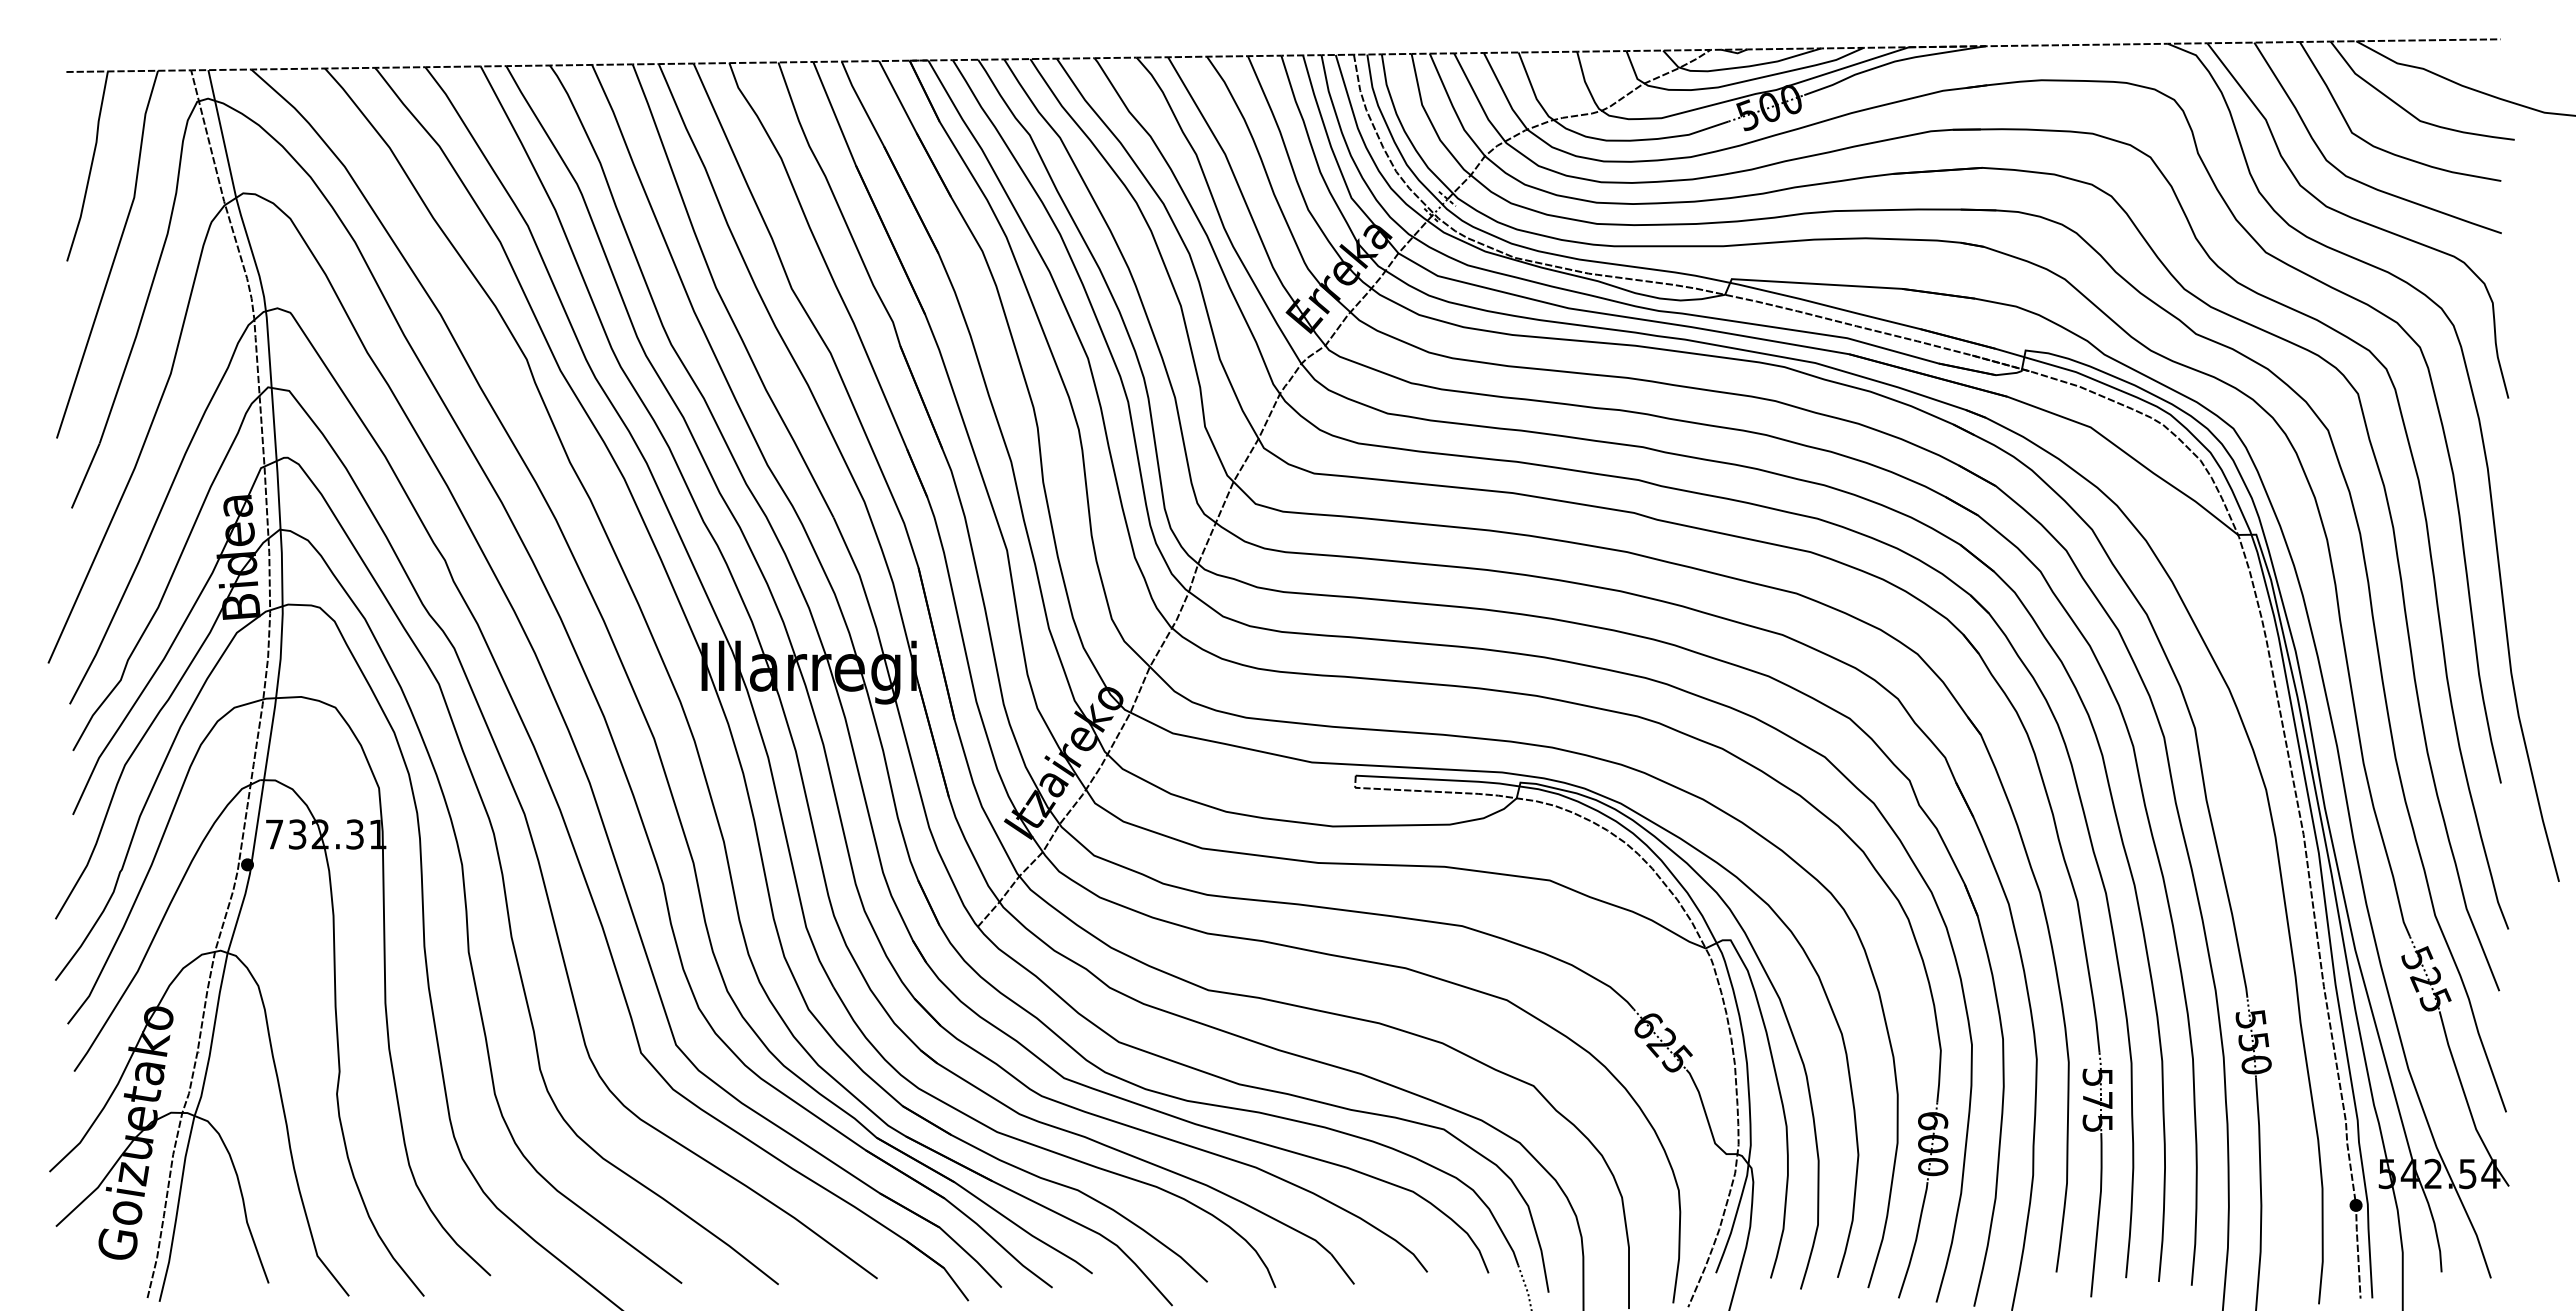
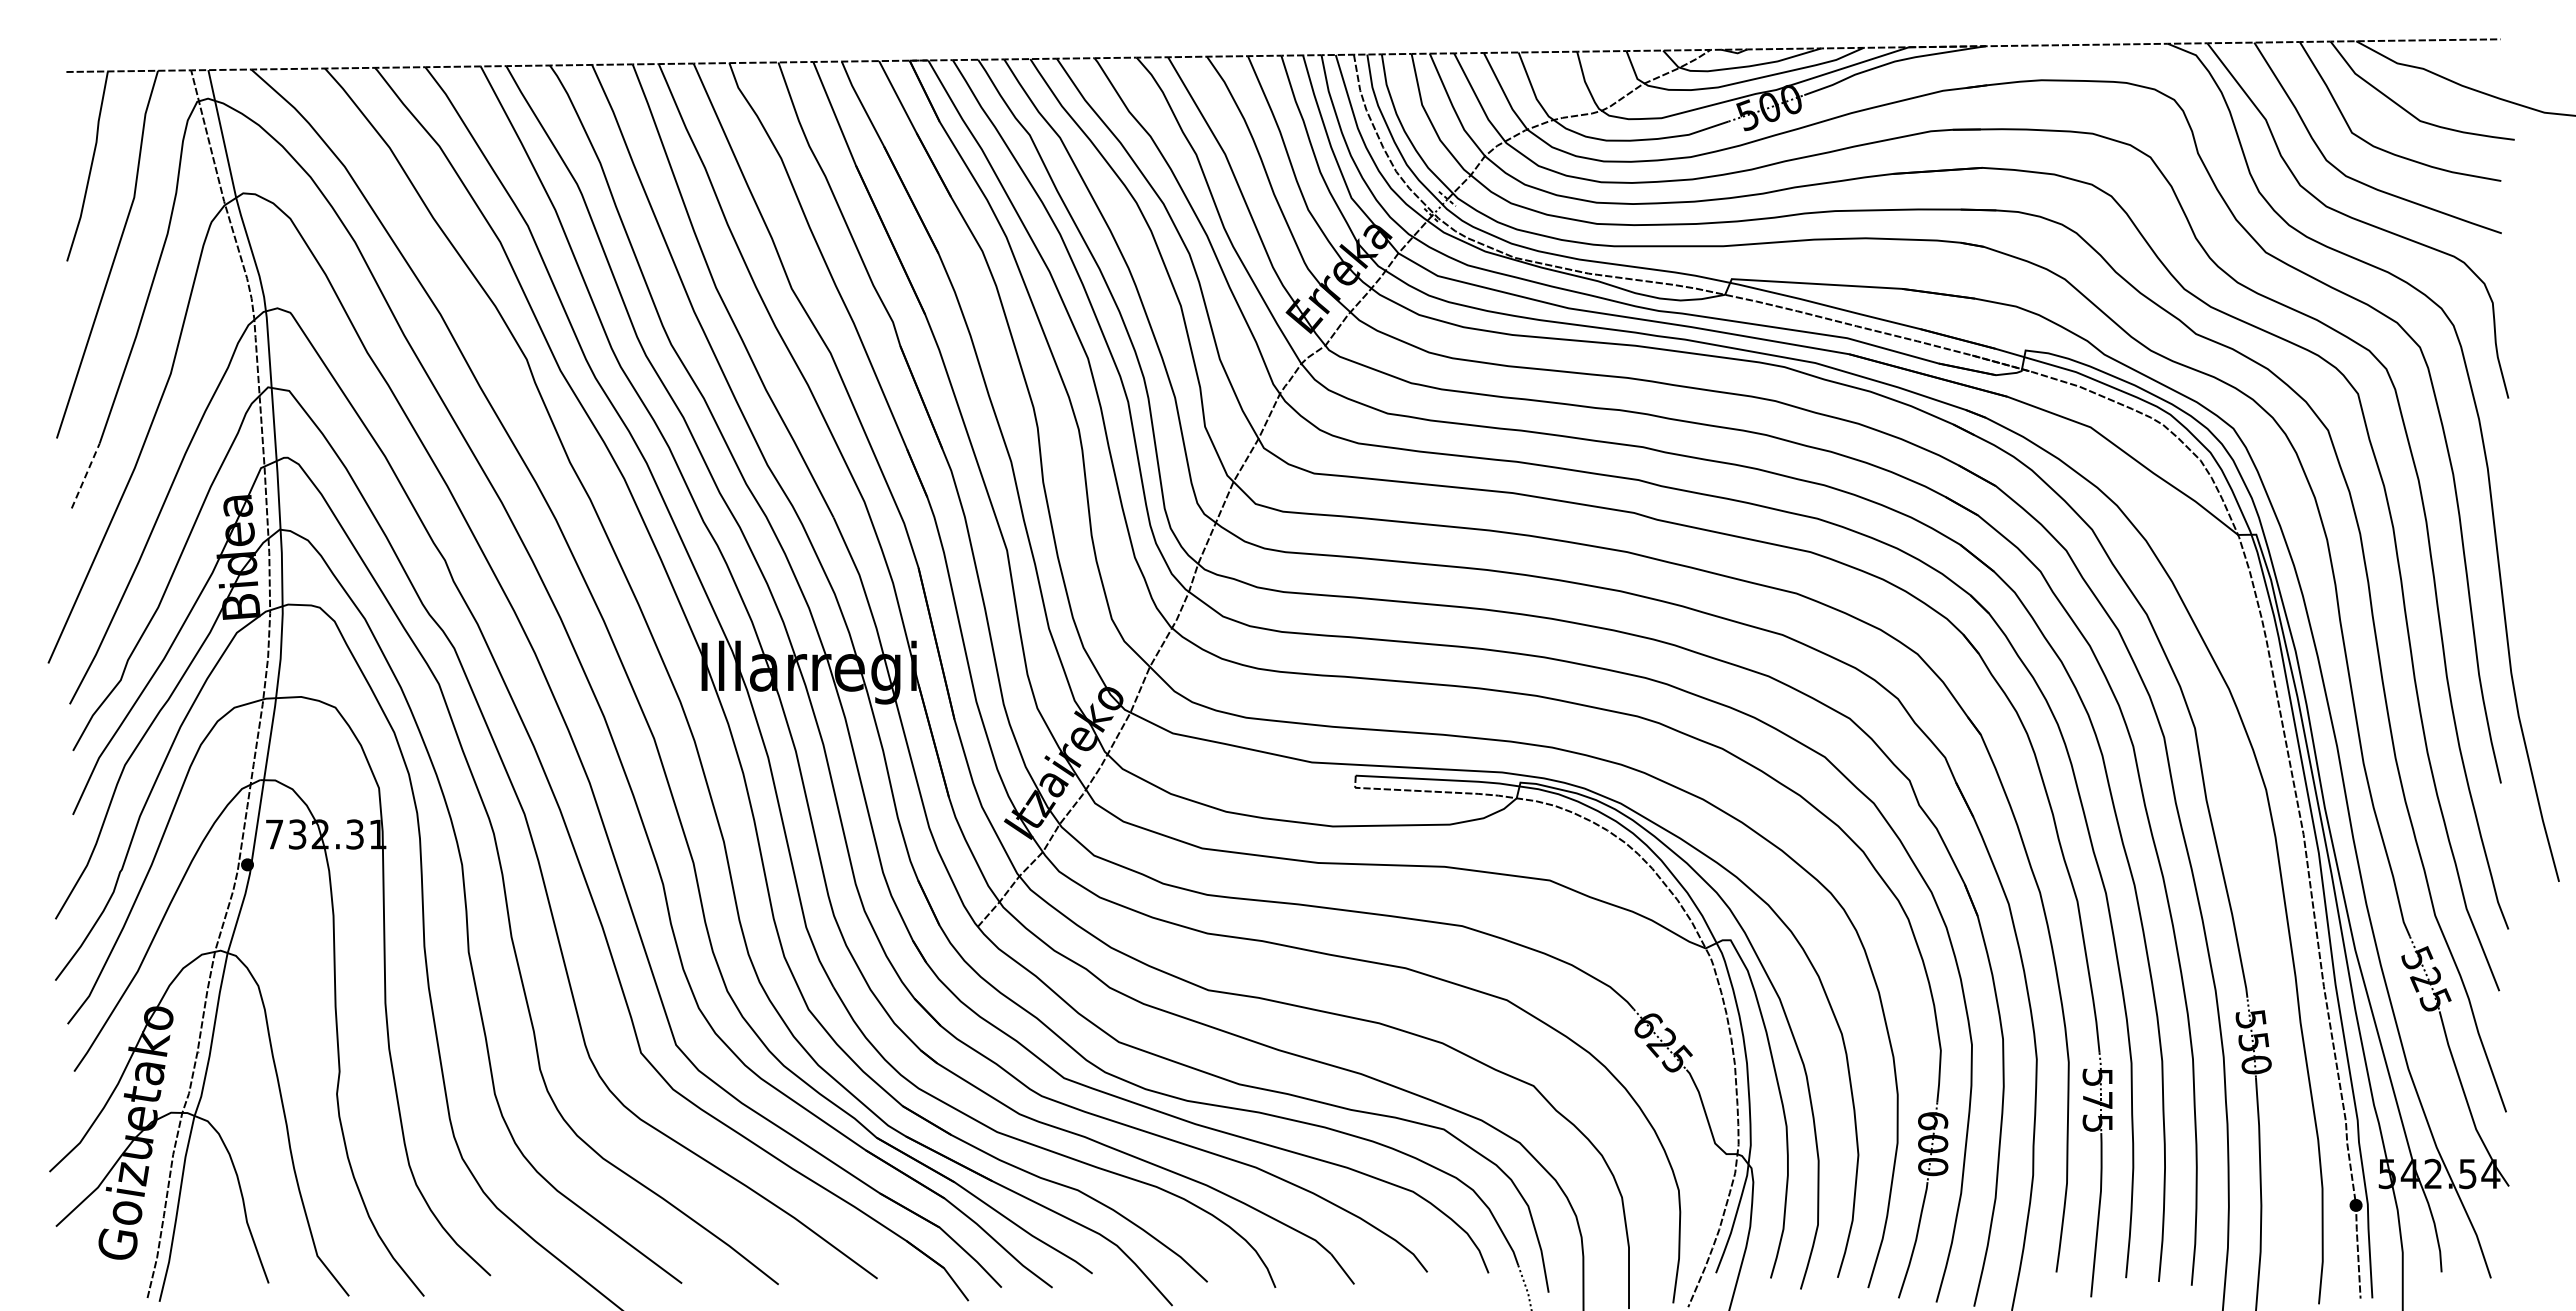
line: solid -> dashed (86, 474)
